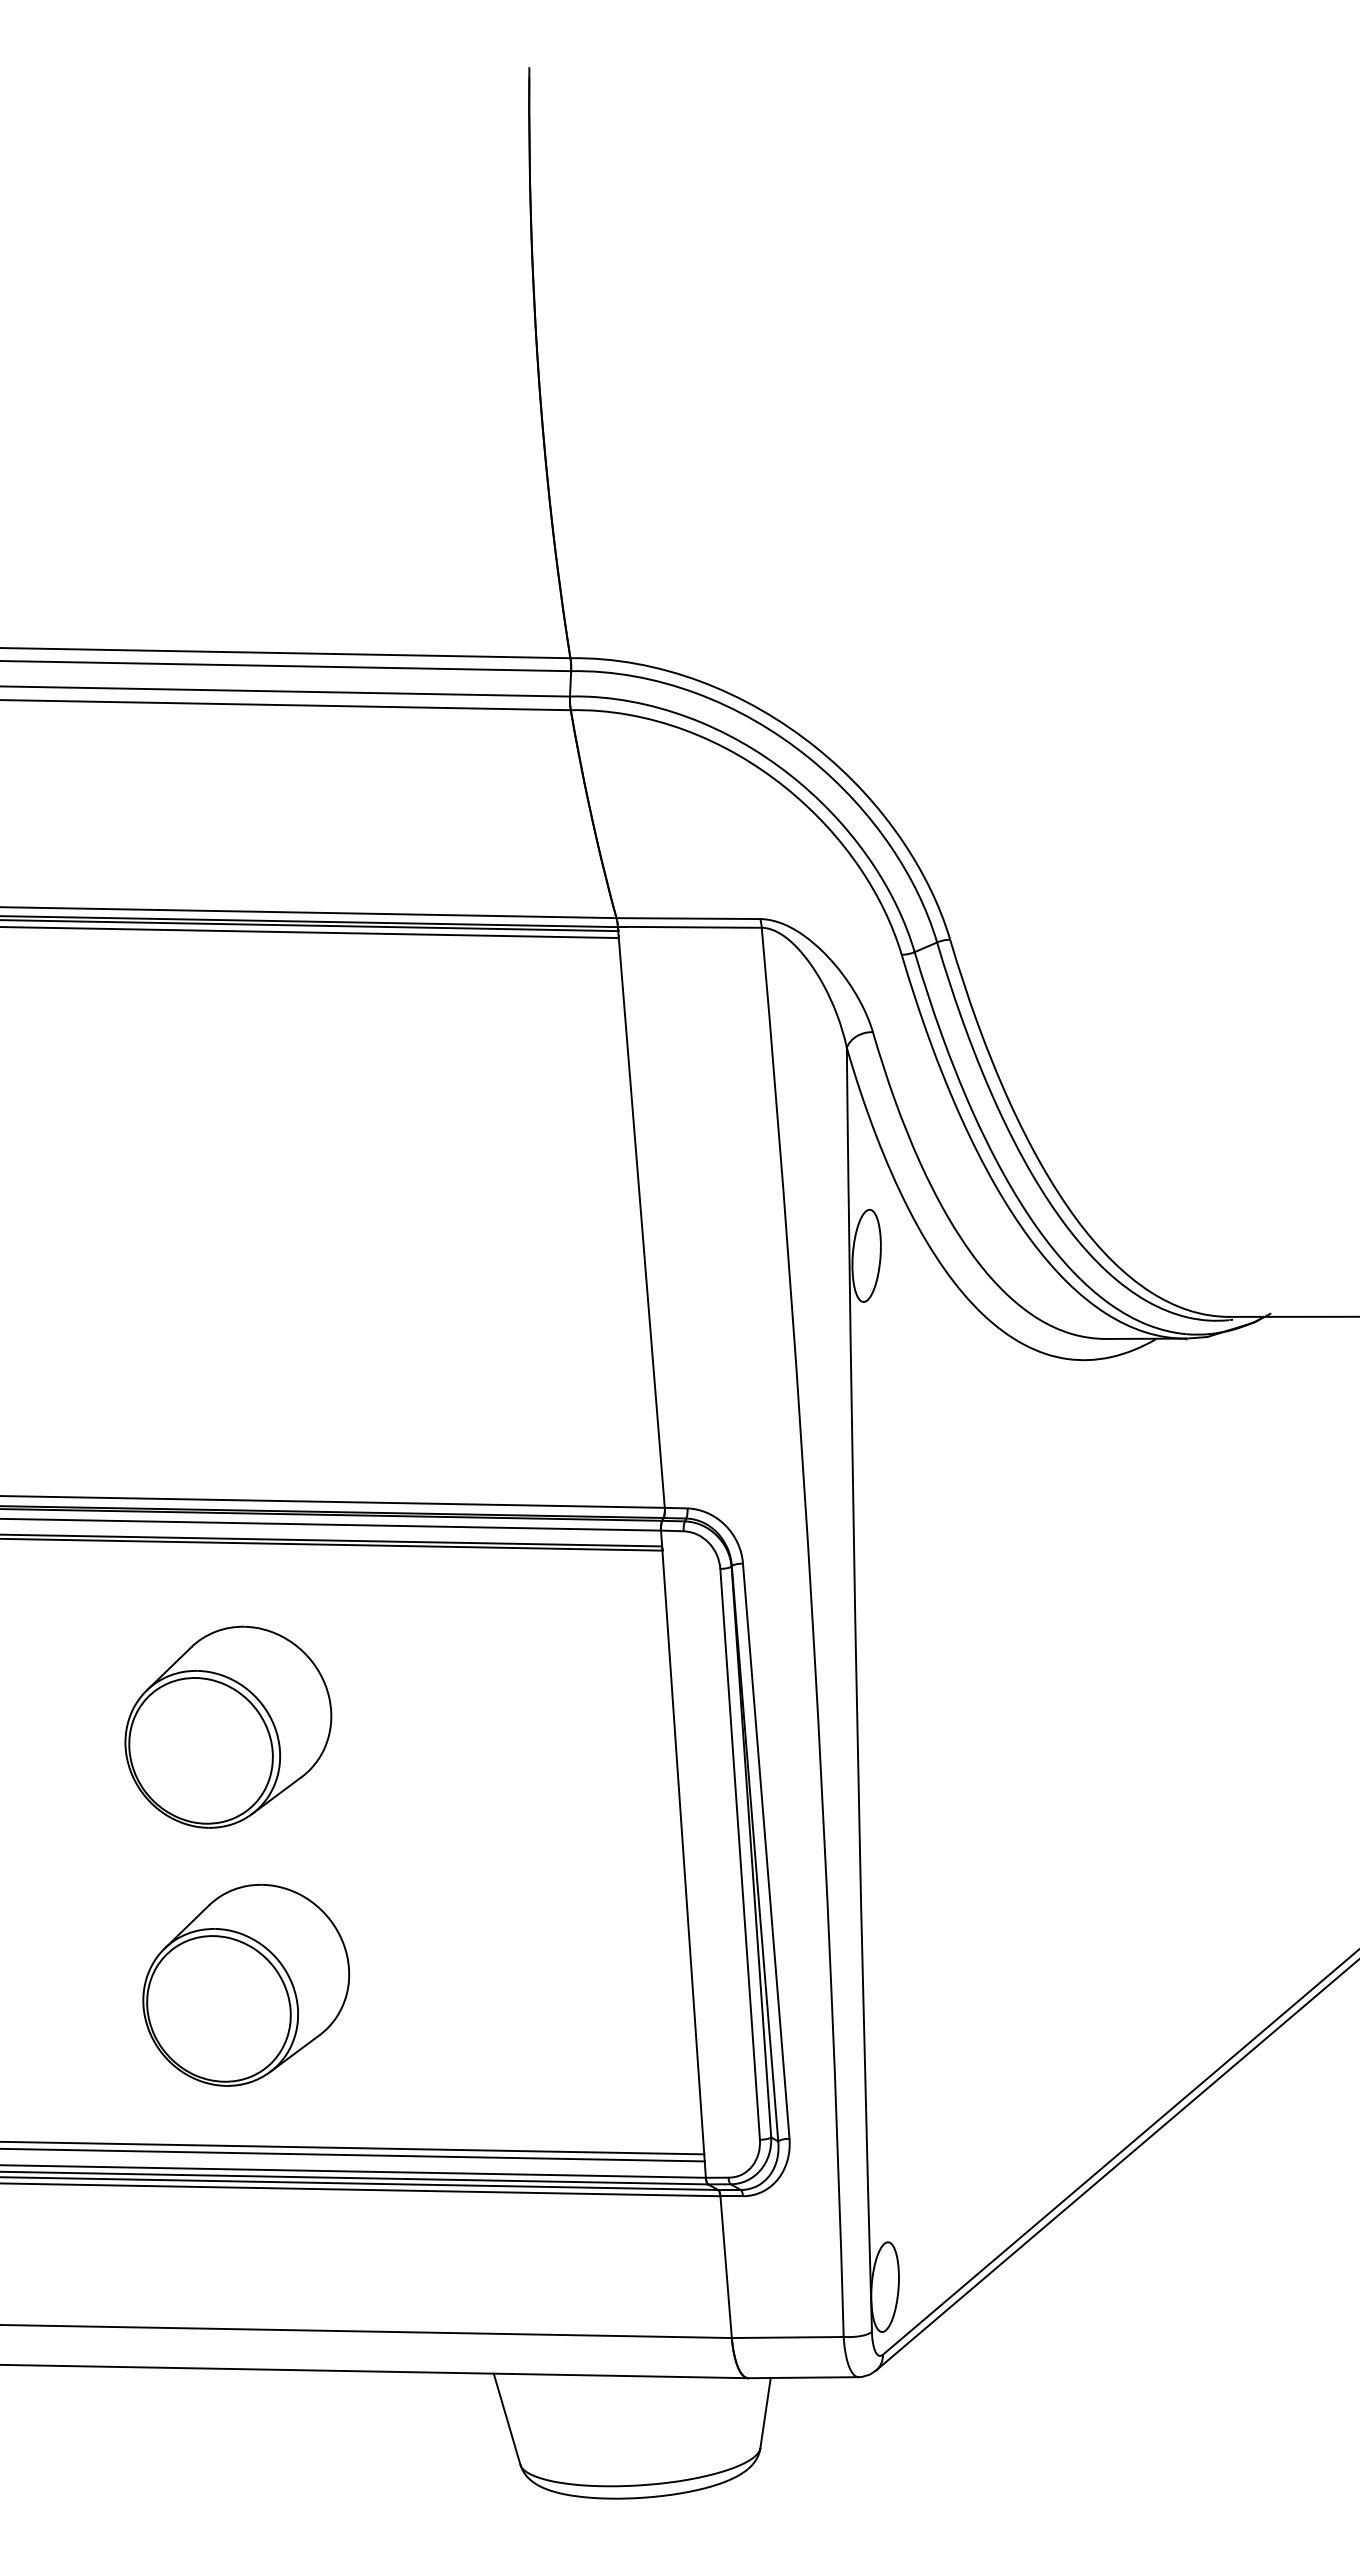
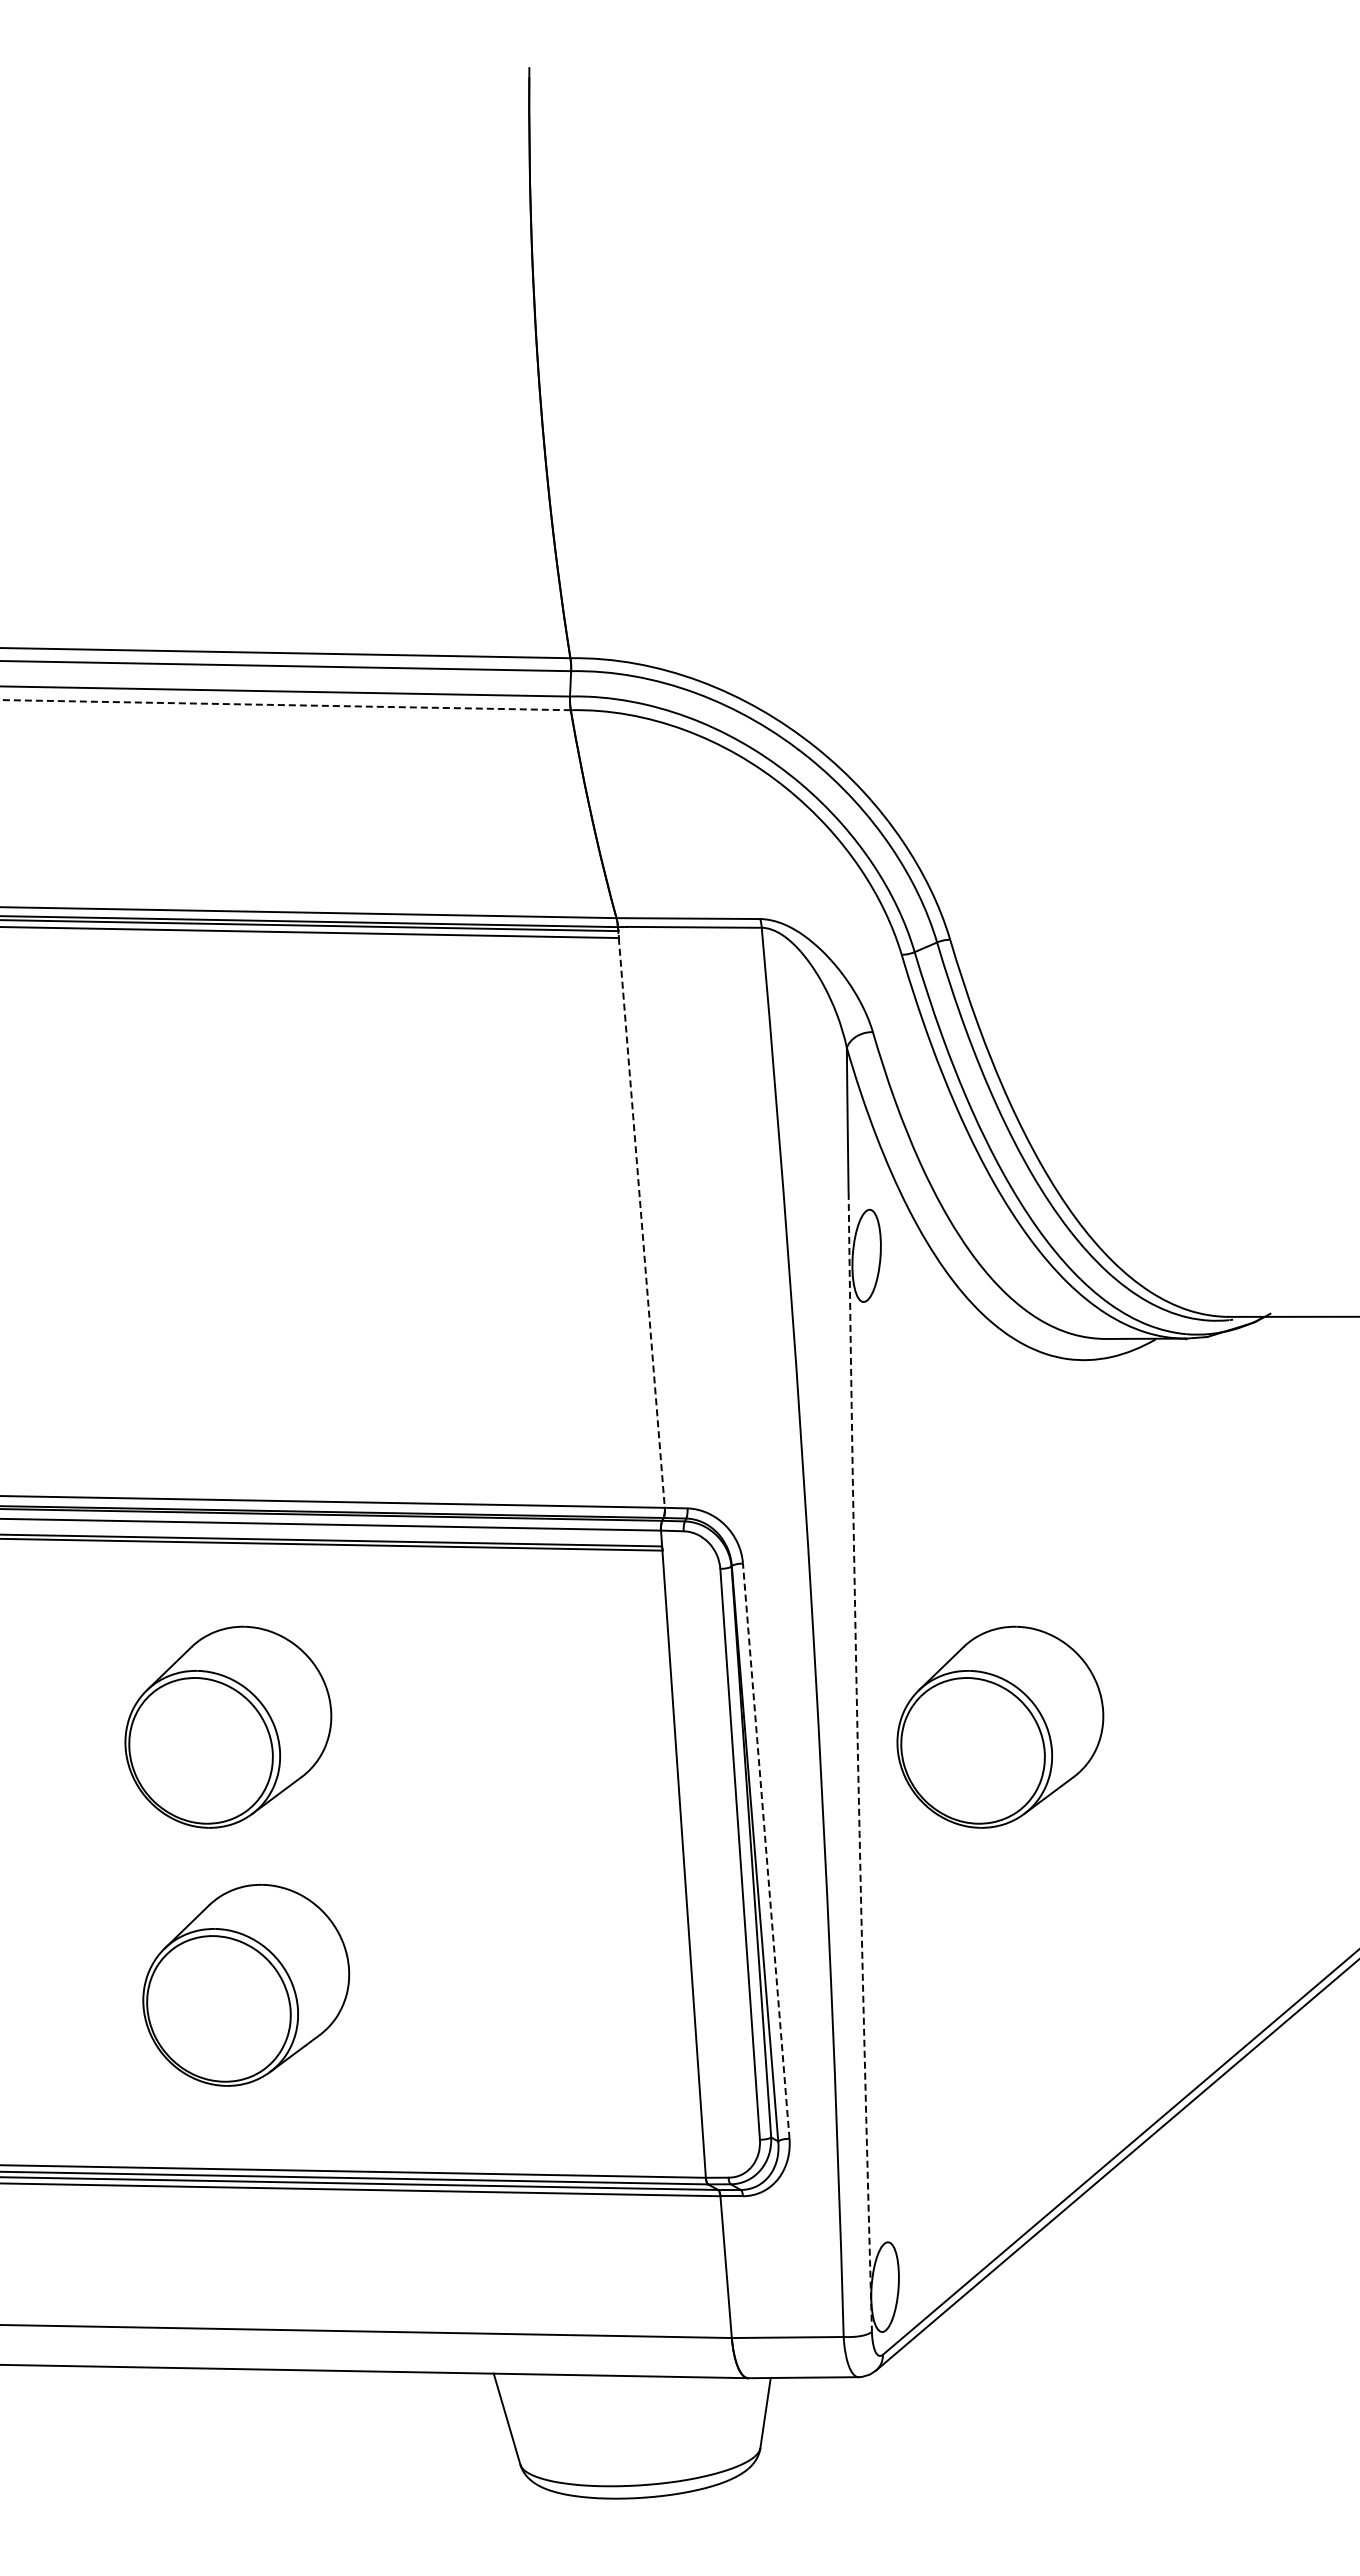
line: solid -> dashed (285, 705)
line: solid -> dashed (641, 1217)
part: none -> present (1000, 1726)
arc: solid -> dashed (858, 1762)
line: solid -> dashed (766, 1851)
line: present -> none (353, 2147)
line: present -> none (353, 2154)
